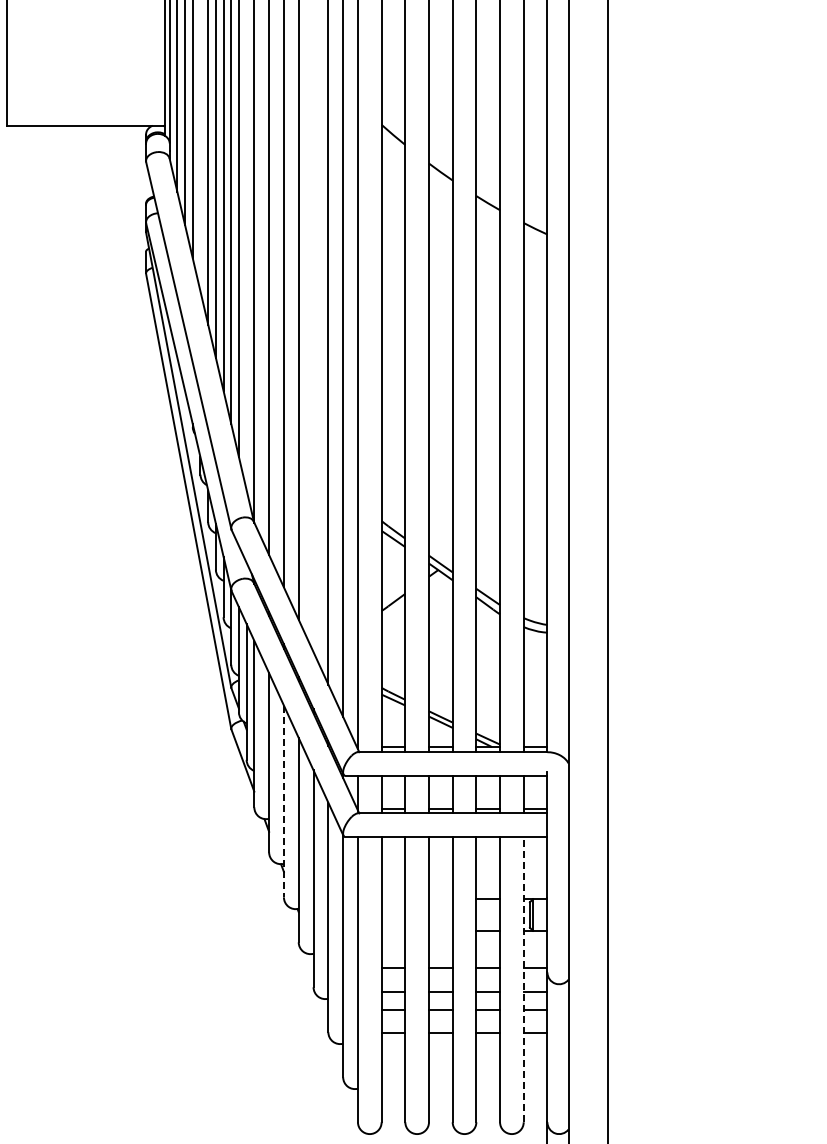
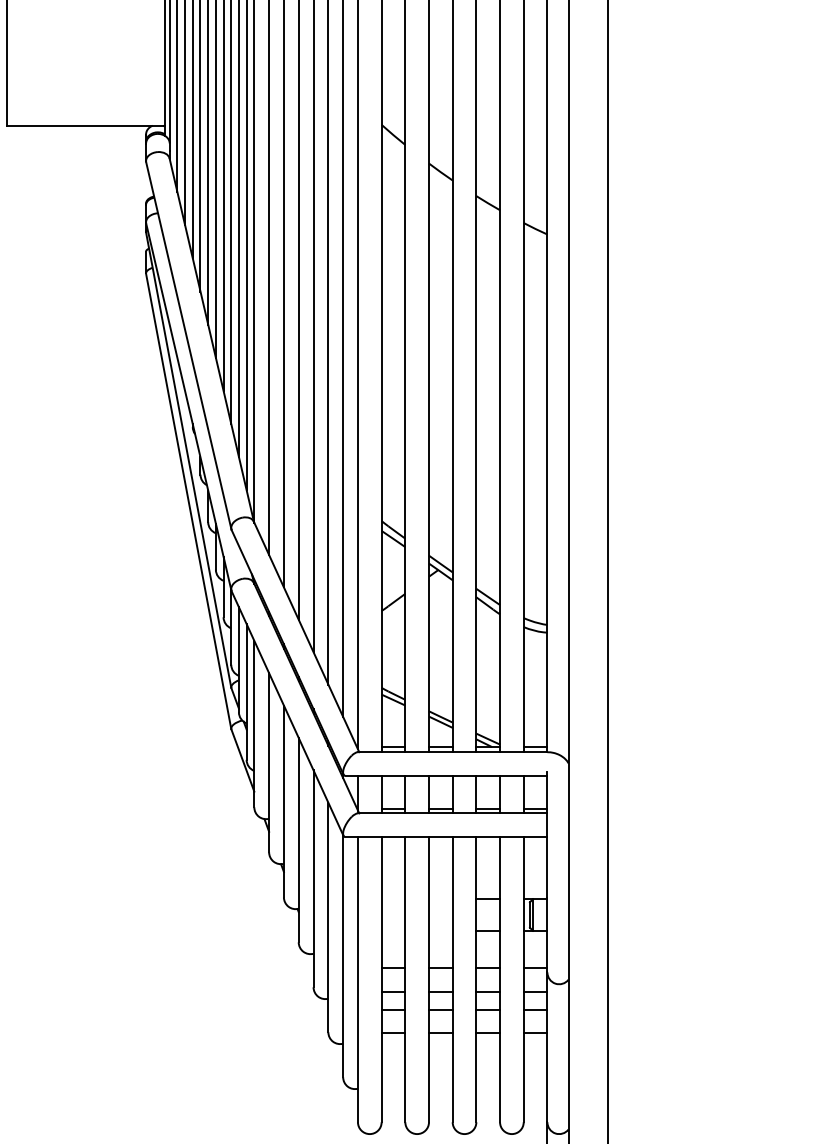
line: none -> present (200, 146)
line: none -> present (246, 246)
line: none -> present (313, 327)
line: dashed -> solid (283, 801)
line: dashed -> solid (523, 979)
